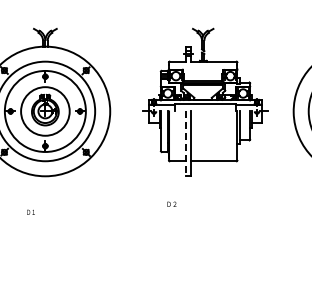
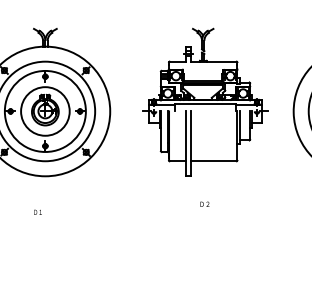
line: dashed -> solid (186, 144)
text position: (171, 203) -> (204, 203) (204, 203)
text position: (30, 211) -> (37, 211) (37, 211)
